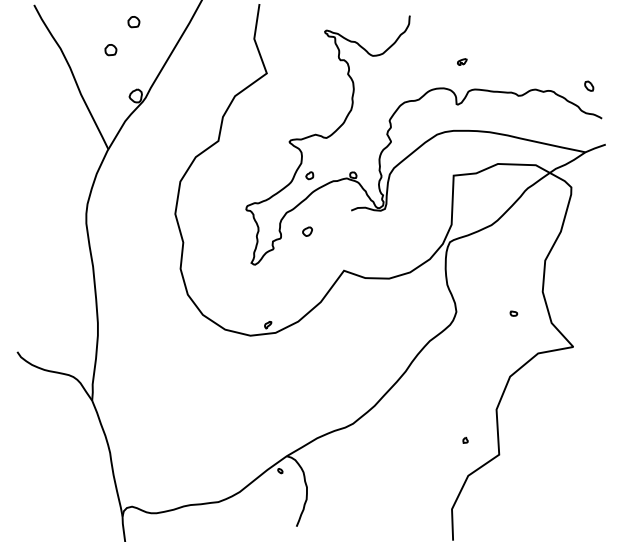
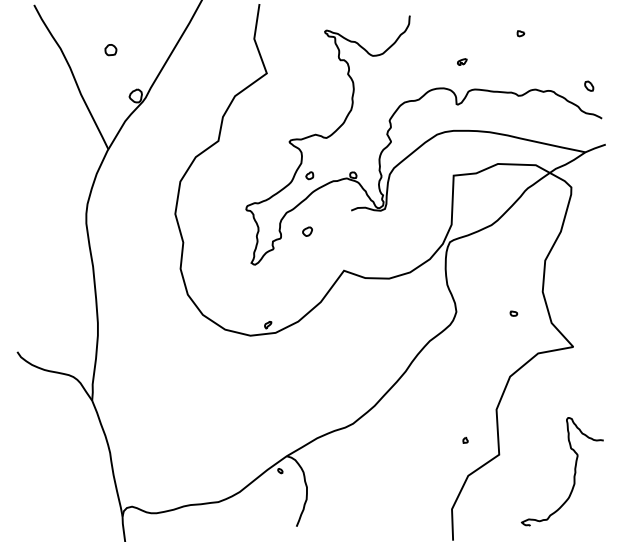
part: present -> none (133, 22)
part: none -> present (520, 33)
curve: none -> present (573, 475)
